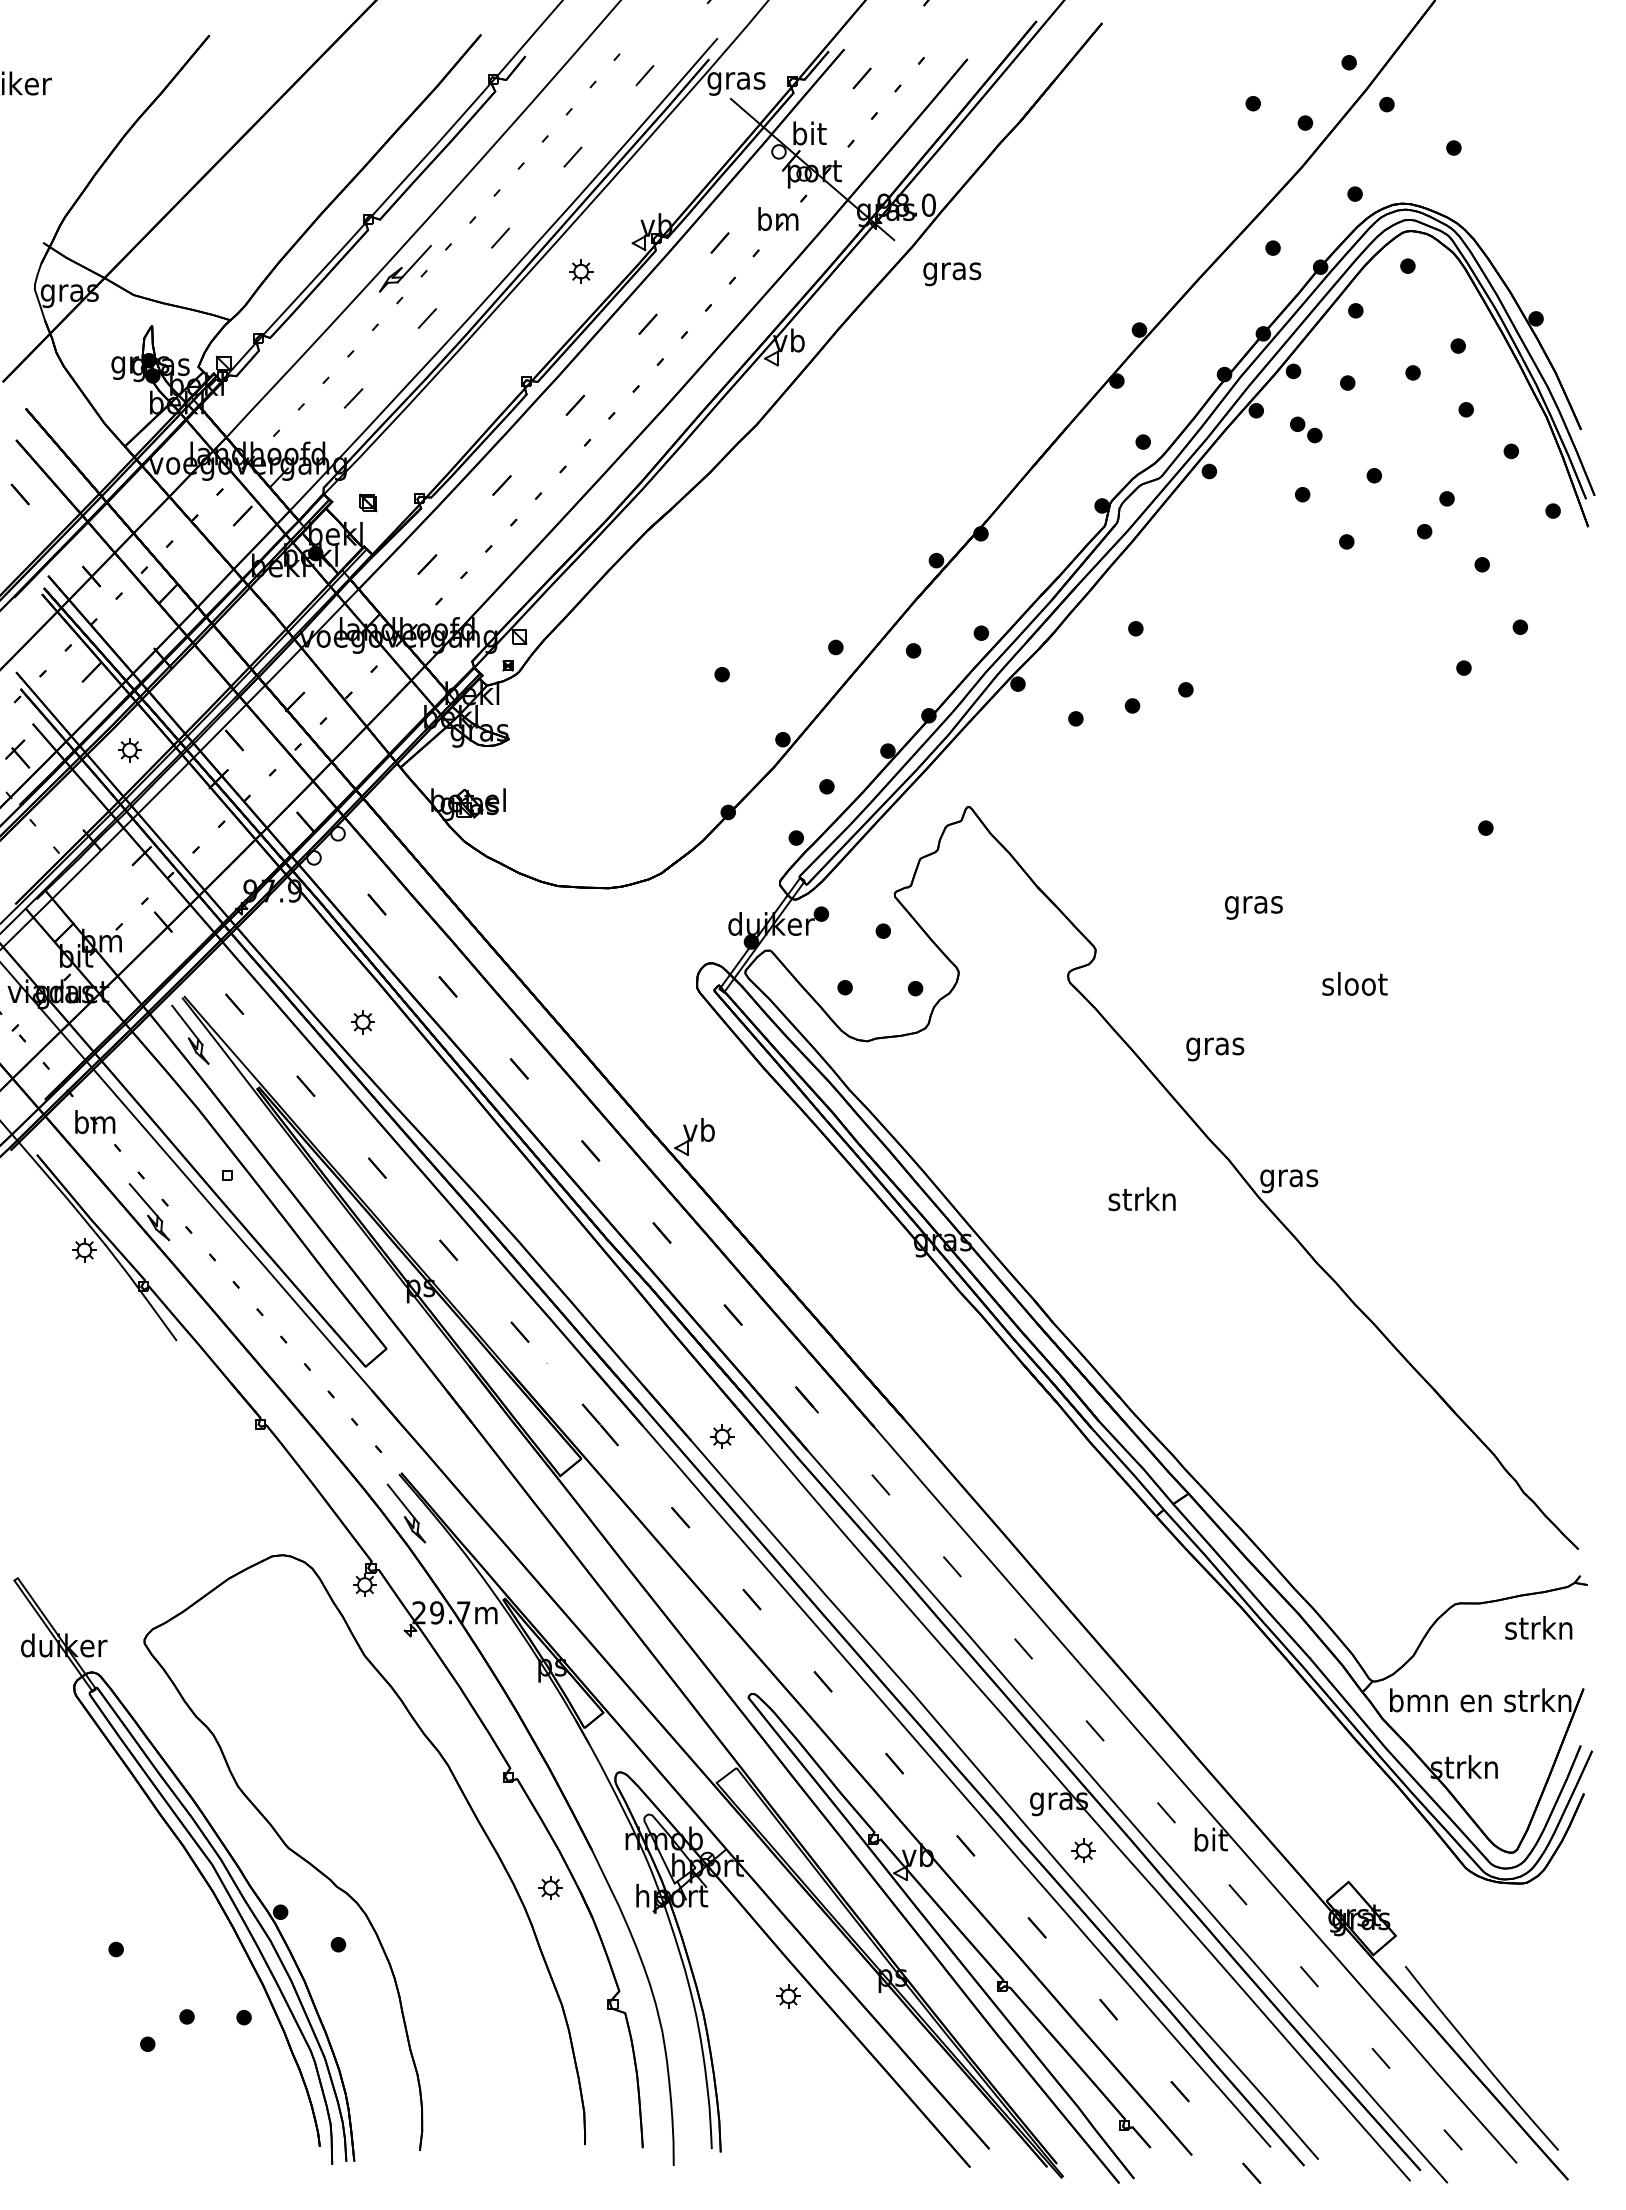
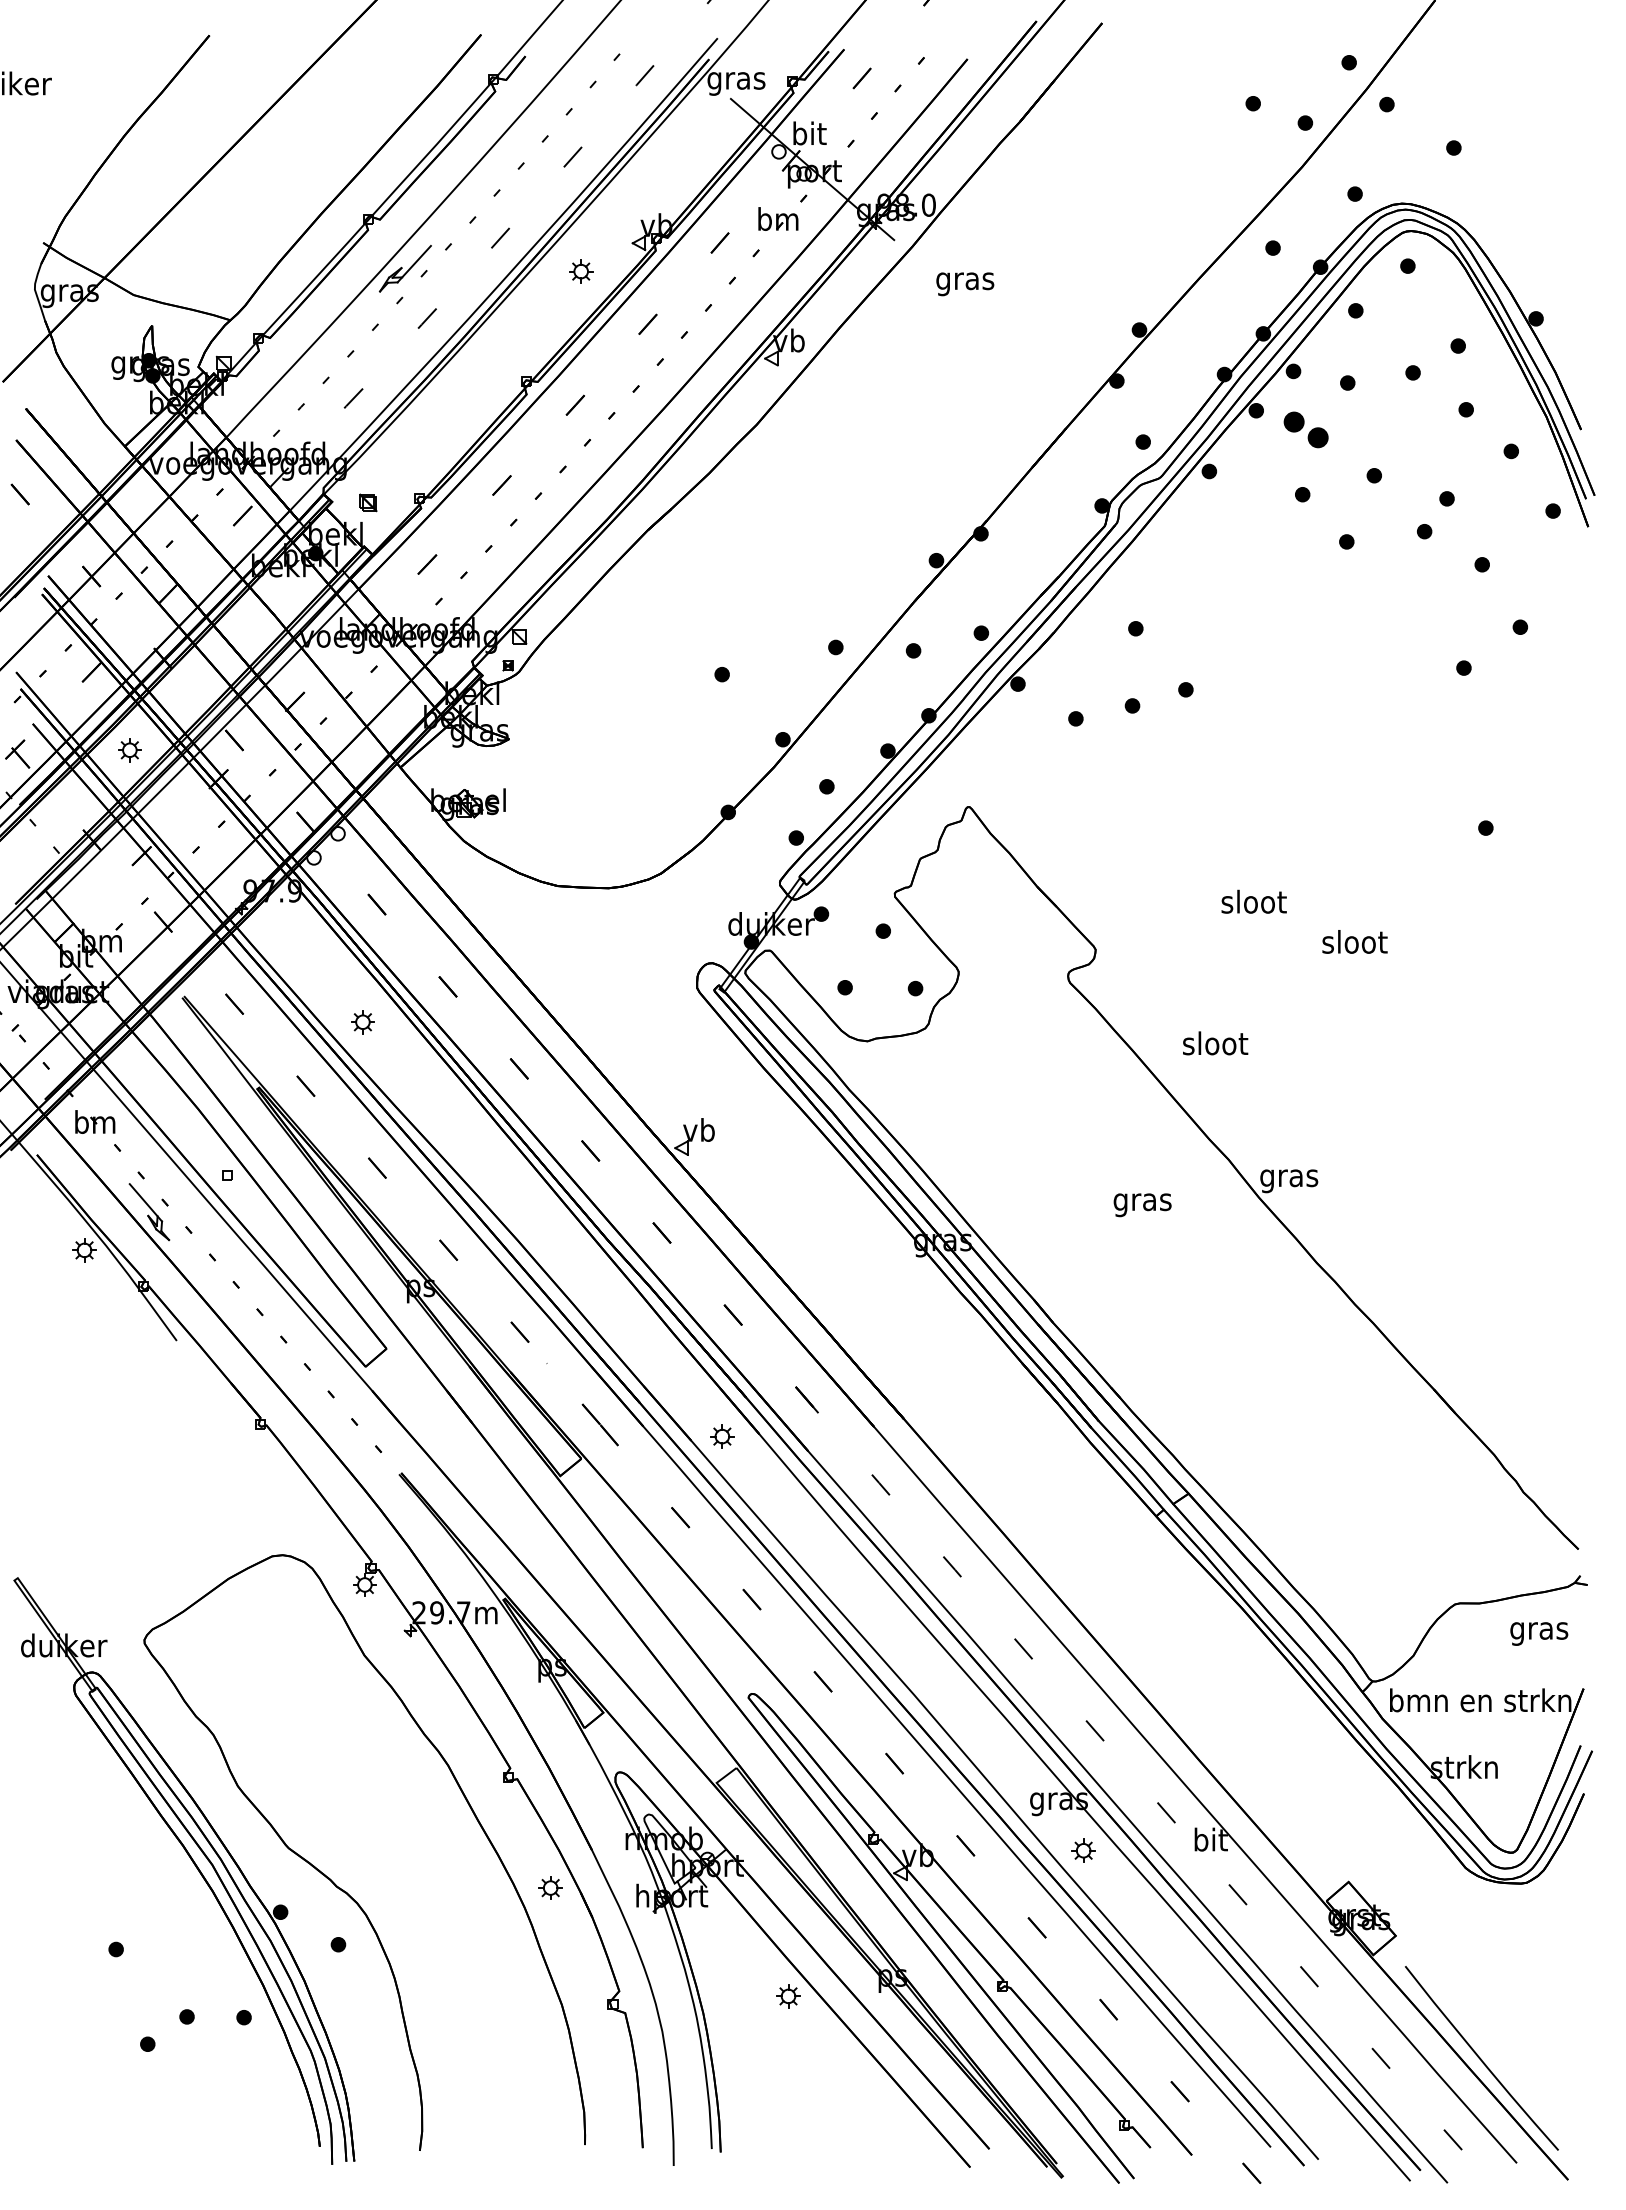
text position: (952, 274) -> (965, 284) (965, 284)
part size: 33x28 px -> 46x38 px (1305, 429)
text: gras -> sloot (1253, 904)
text position: (1354, 983) -> (1354, 941) (1354, 941)
part: present -> none (190, 1034)
text: gras -> sloot (1215, 1046)
text: strkn -> gras (1141, 1202)
part: present -> none (405, 1513)
text: strkn -> gras (1538, 1630)
